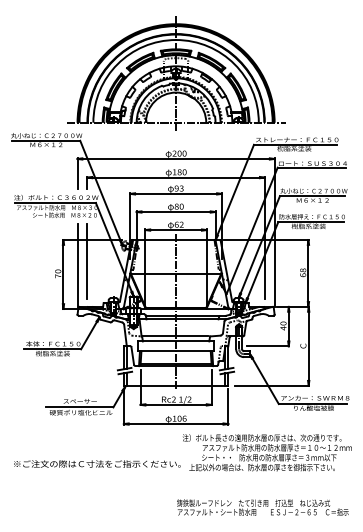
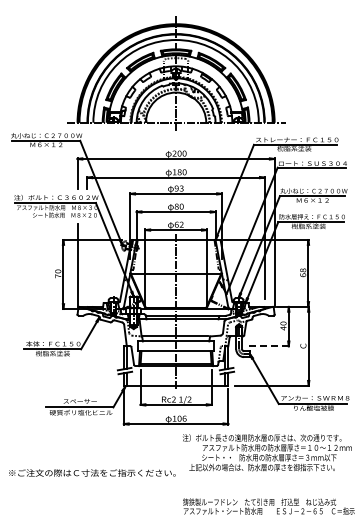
line: present -> none (87, 261)
line: solid -> dashed (267, 346)
text position: (97, 463) -> (92, 472) (92, 472)
text position: (262, 507) -> (268, 506) (268, 506)
